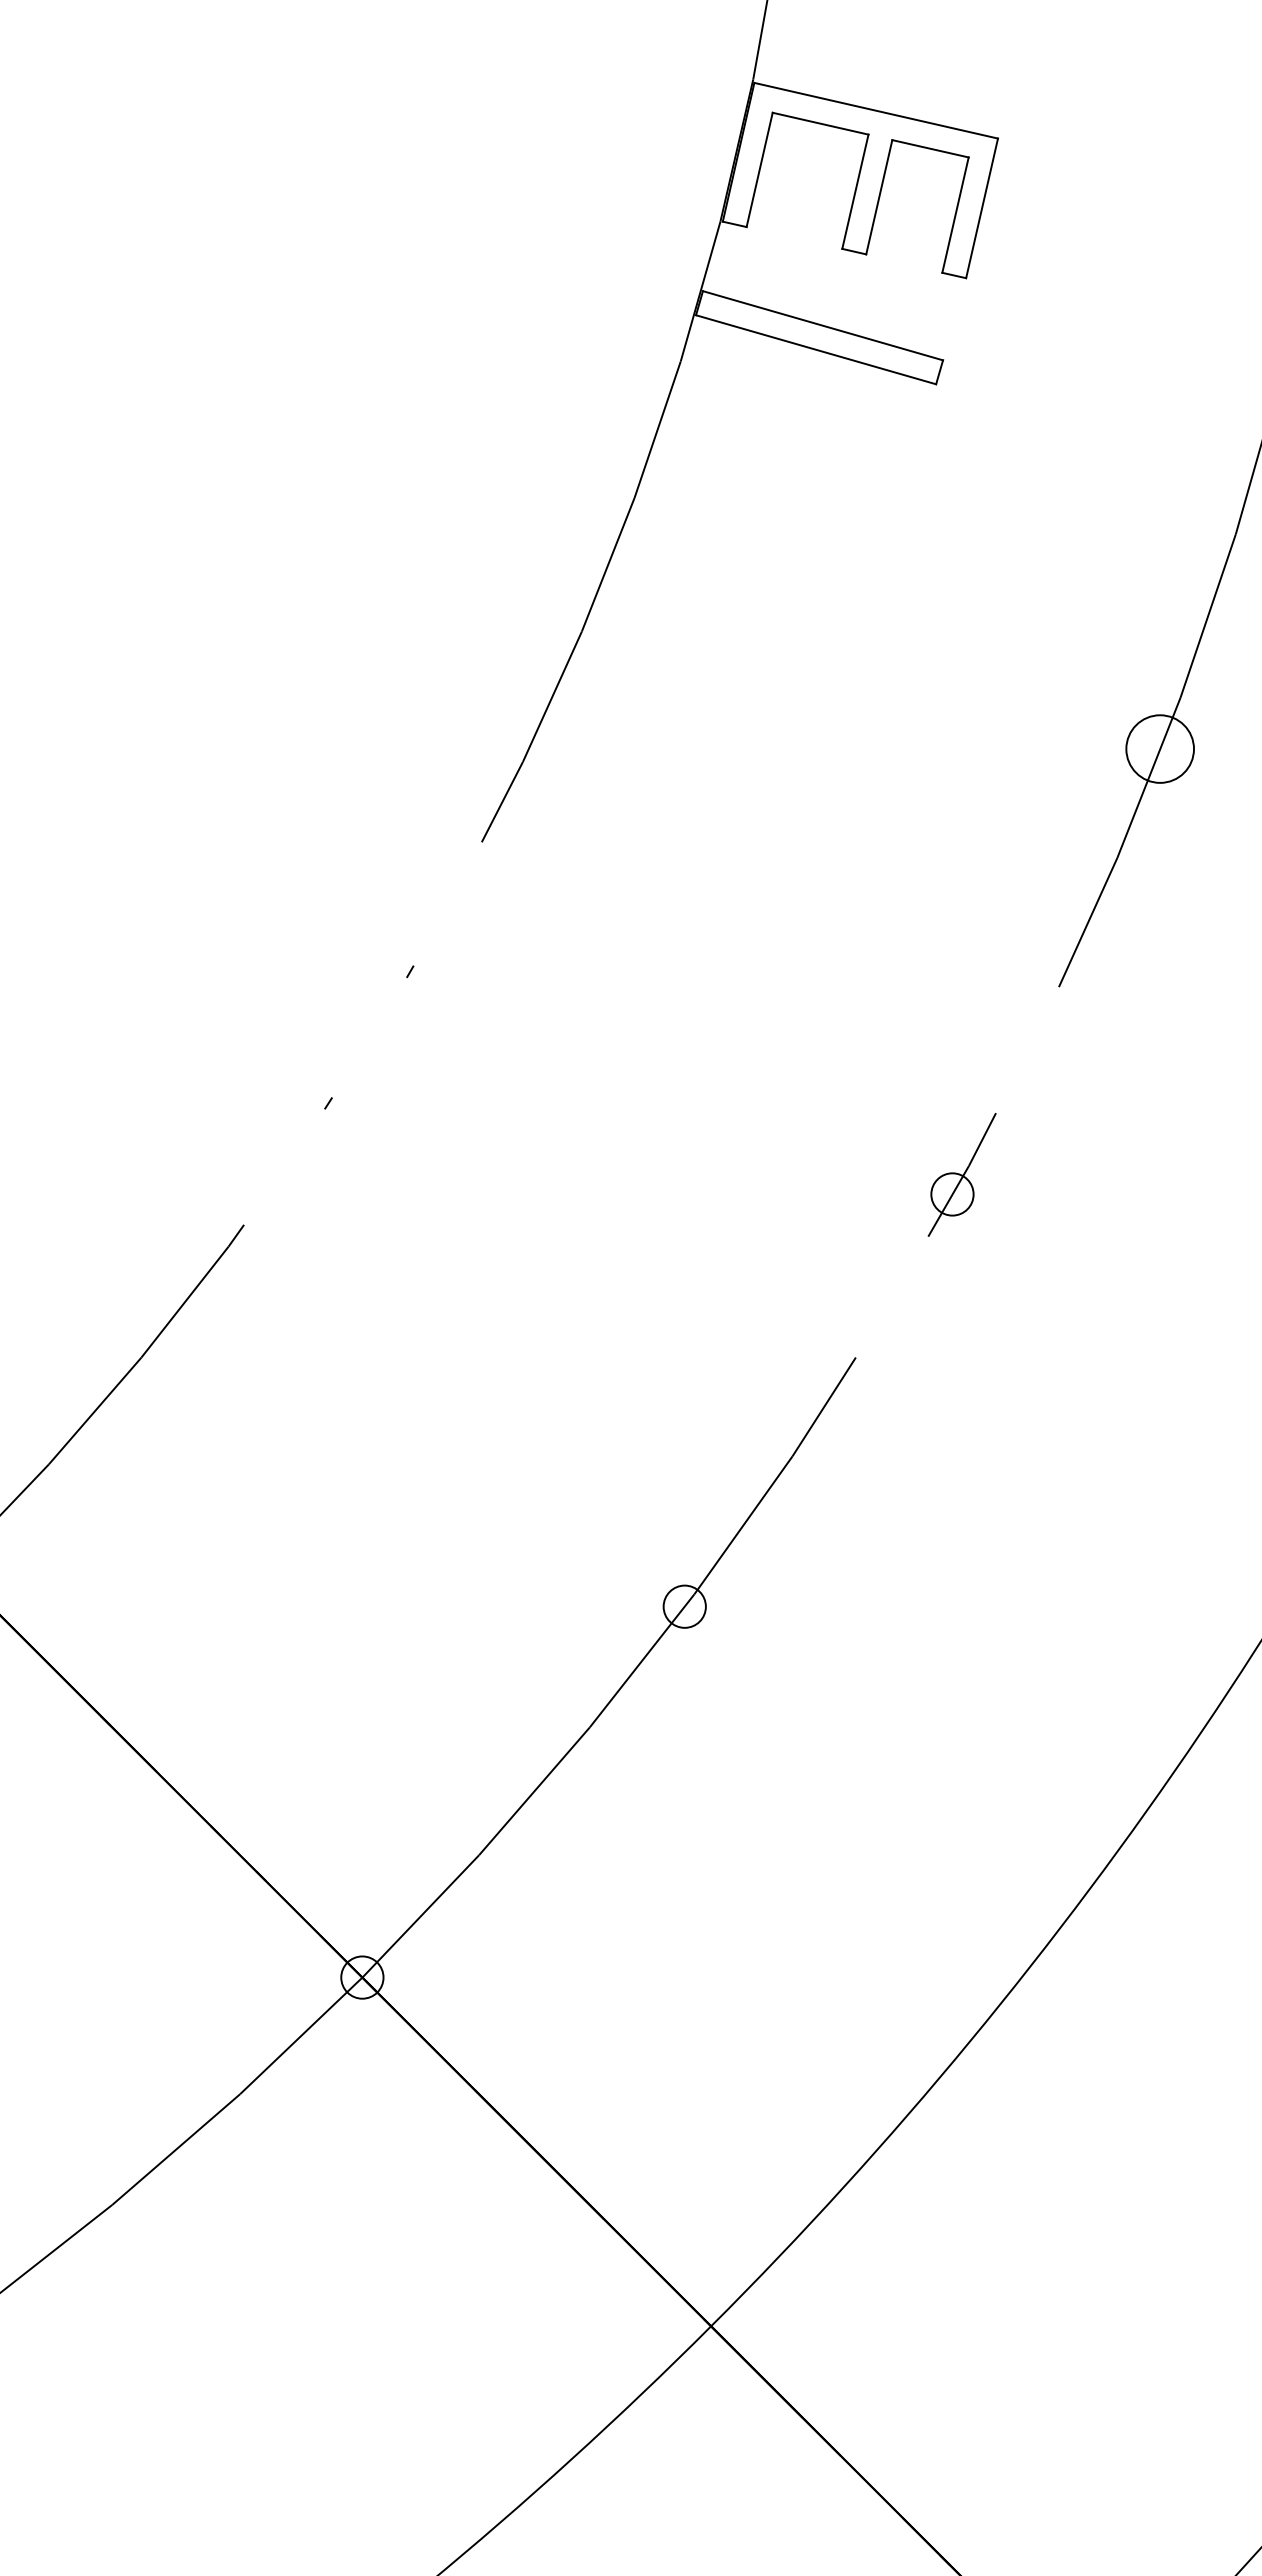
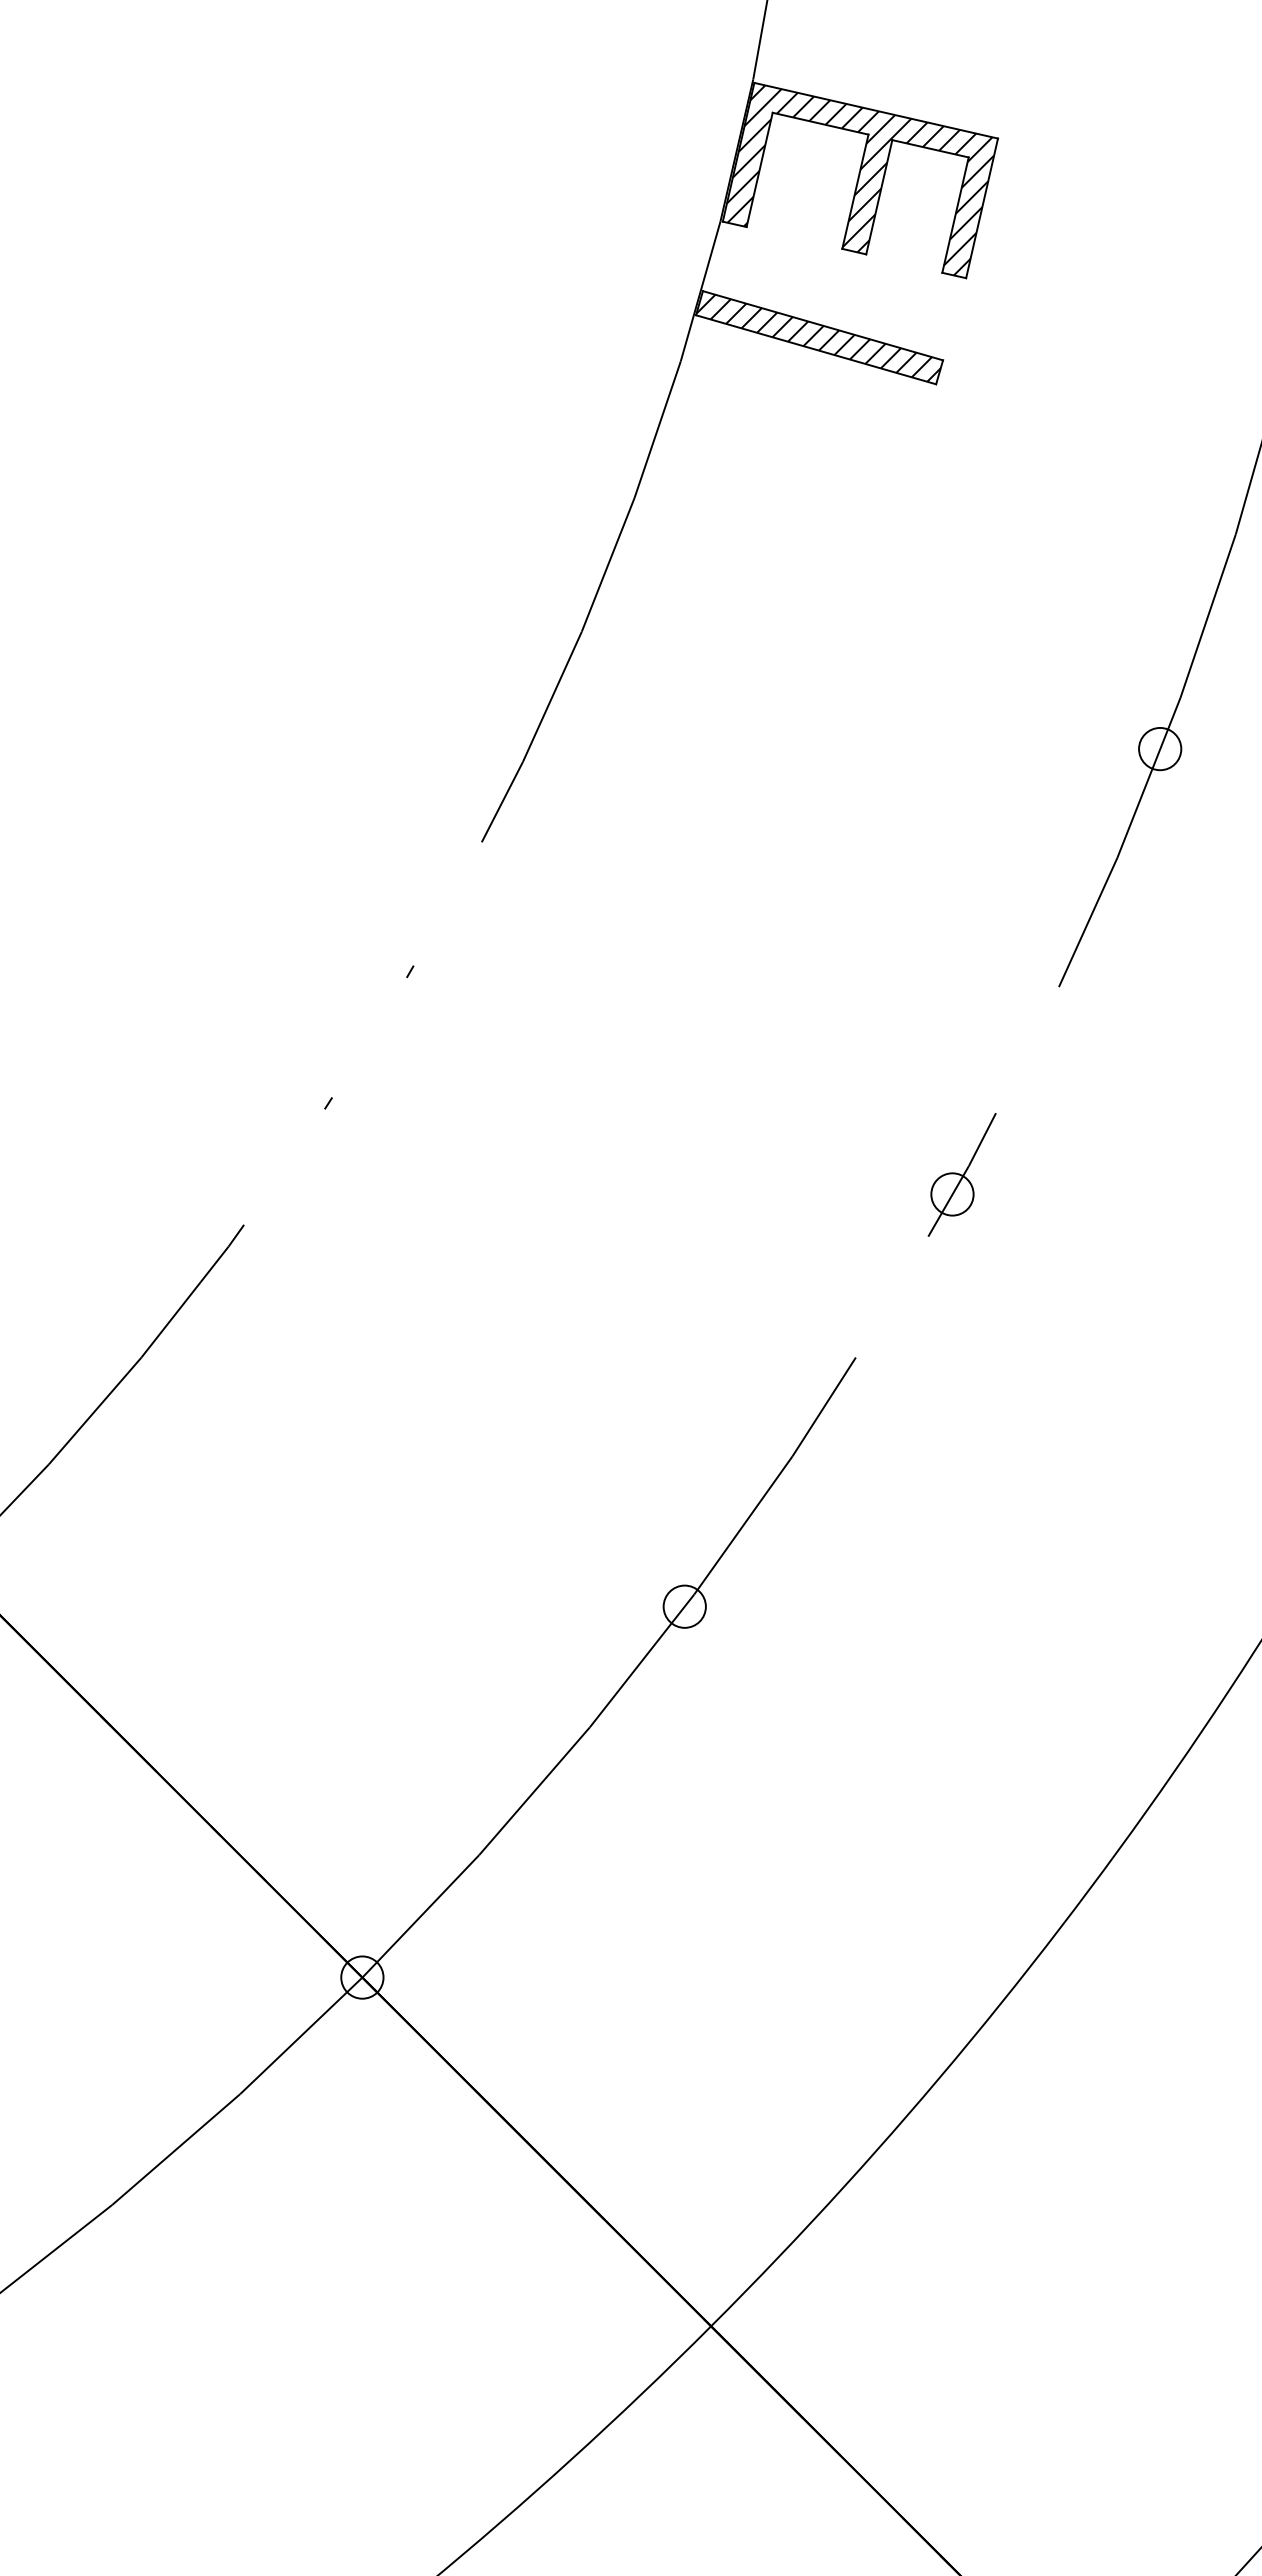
hatch: none -> present (860, 180)
hatch: none -> present (818, 337)
circle diameter: 68 px -> 42 px (1160, 748)
